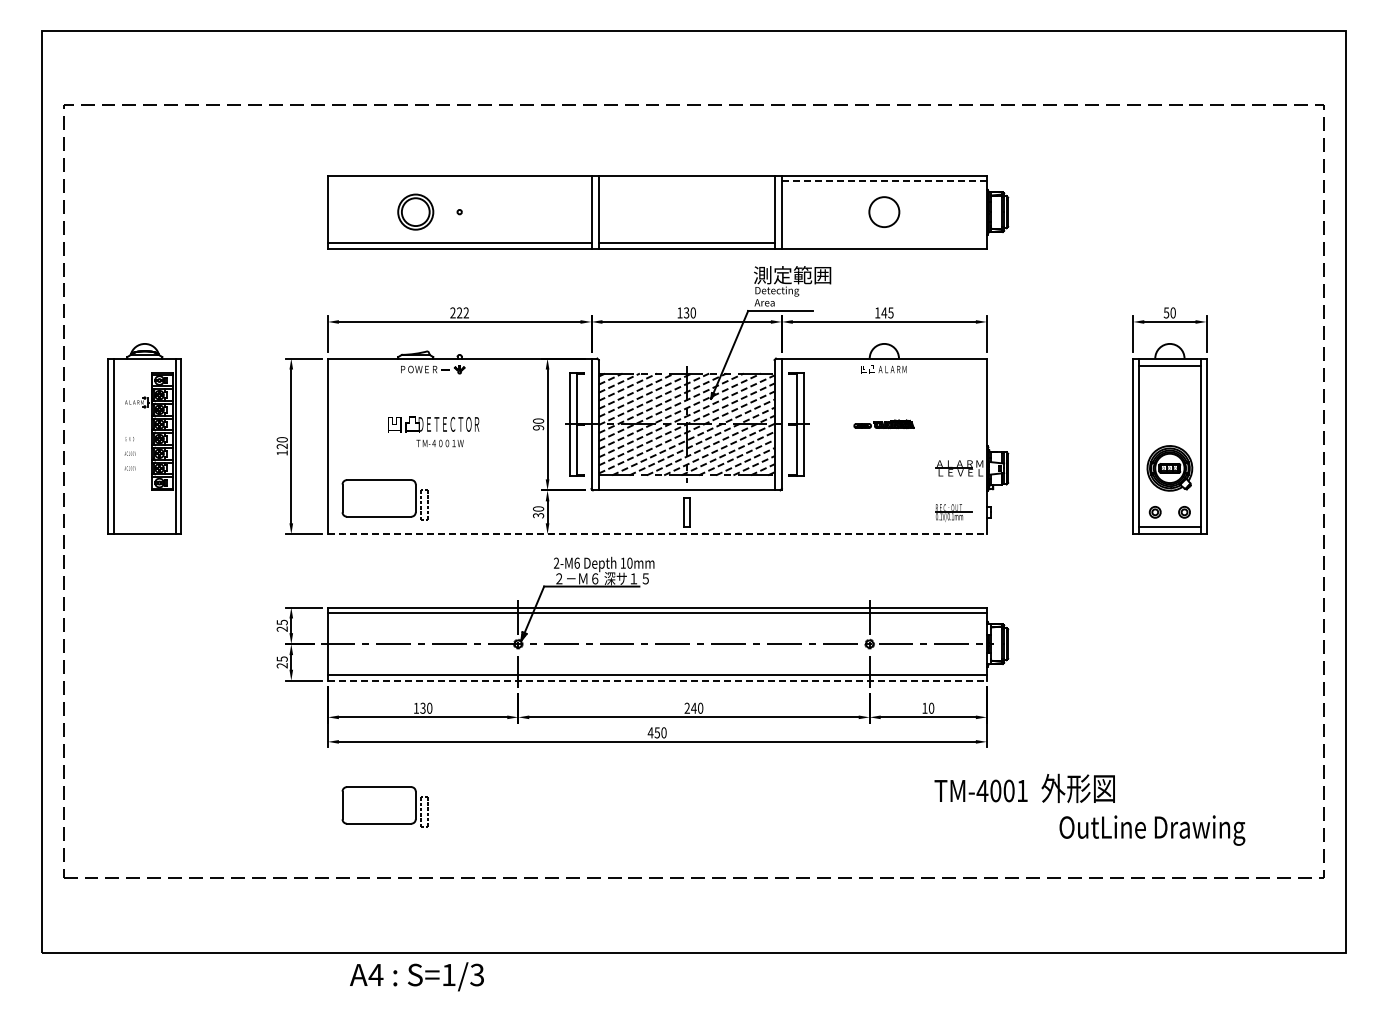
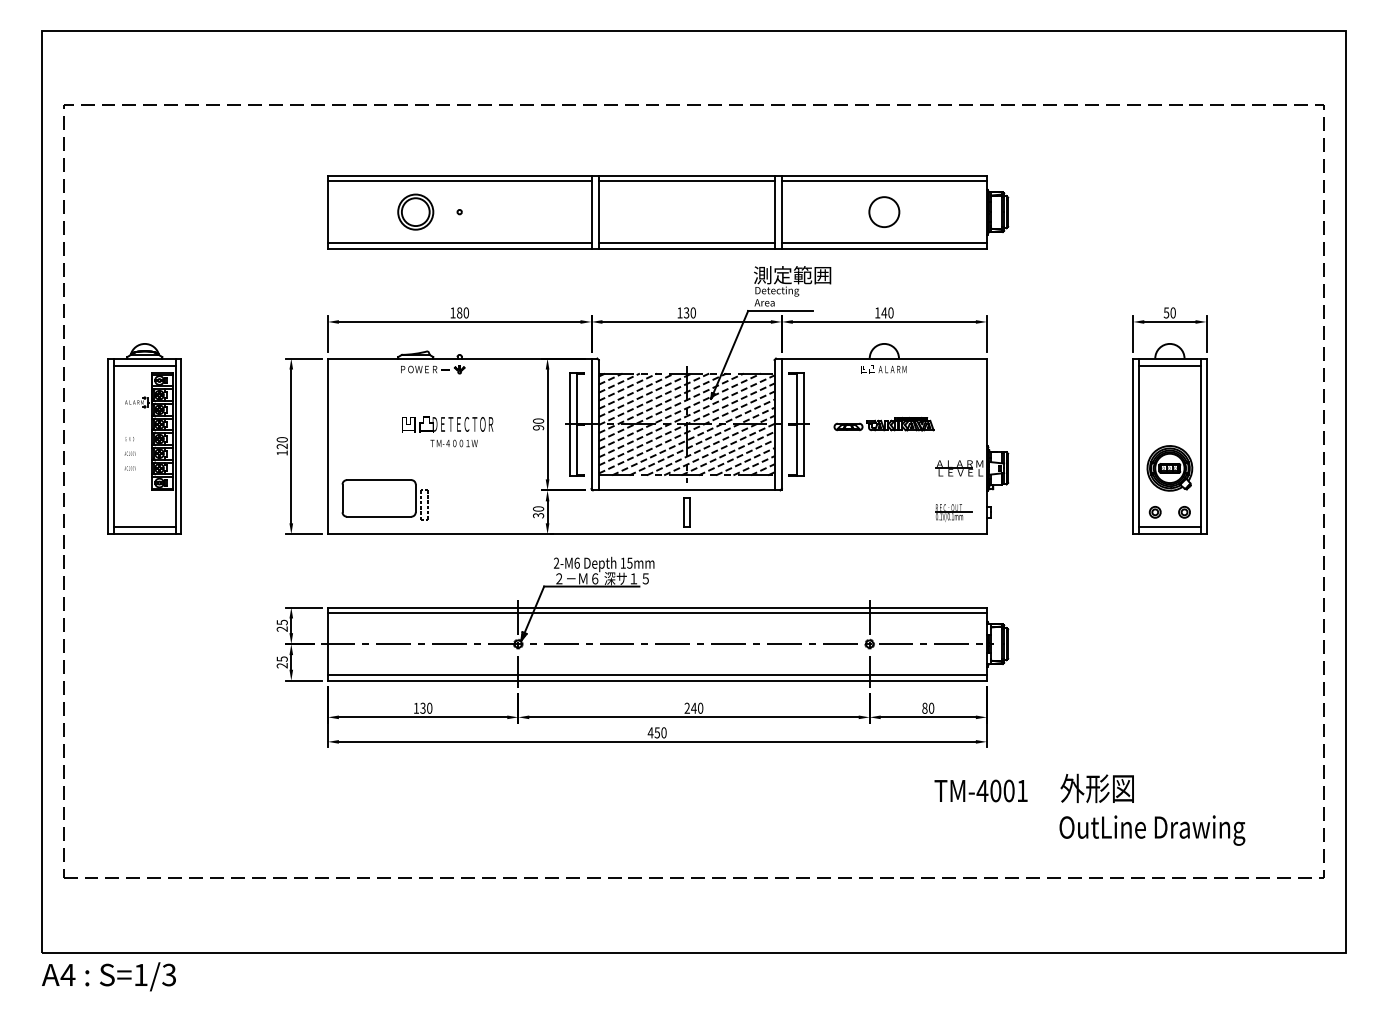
line: none -> present (459, 181)
line: none -> present (686, 181)
line: dashed -> solid (884, 181)
line: none -> present (883, 242)
text: 222 -> 180 (459, 312)
text: 145 -> 140 (890, 312)
line: none -> present (144, 365)
part size: 62x11 px -> 102x15 px (883, 424)
text position: (433, 431) -> (447, 431) (447, 431)
line: none -> present (144, 526)
line: dashed -> solid (657, 534)
text: 10mm -> 15mm (629, 562)
line: dashed -> solid (657, 680)
text: 10 -> 80 (924, 707)
text position: (1077, 788) -> (1096, 788) (1096, 788)
part: present -> none (384, 806)
text position: (416, 976) -> (108, 976) (108, 976)
